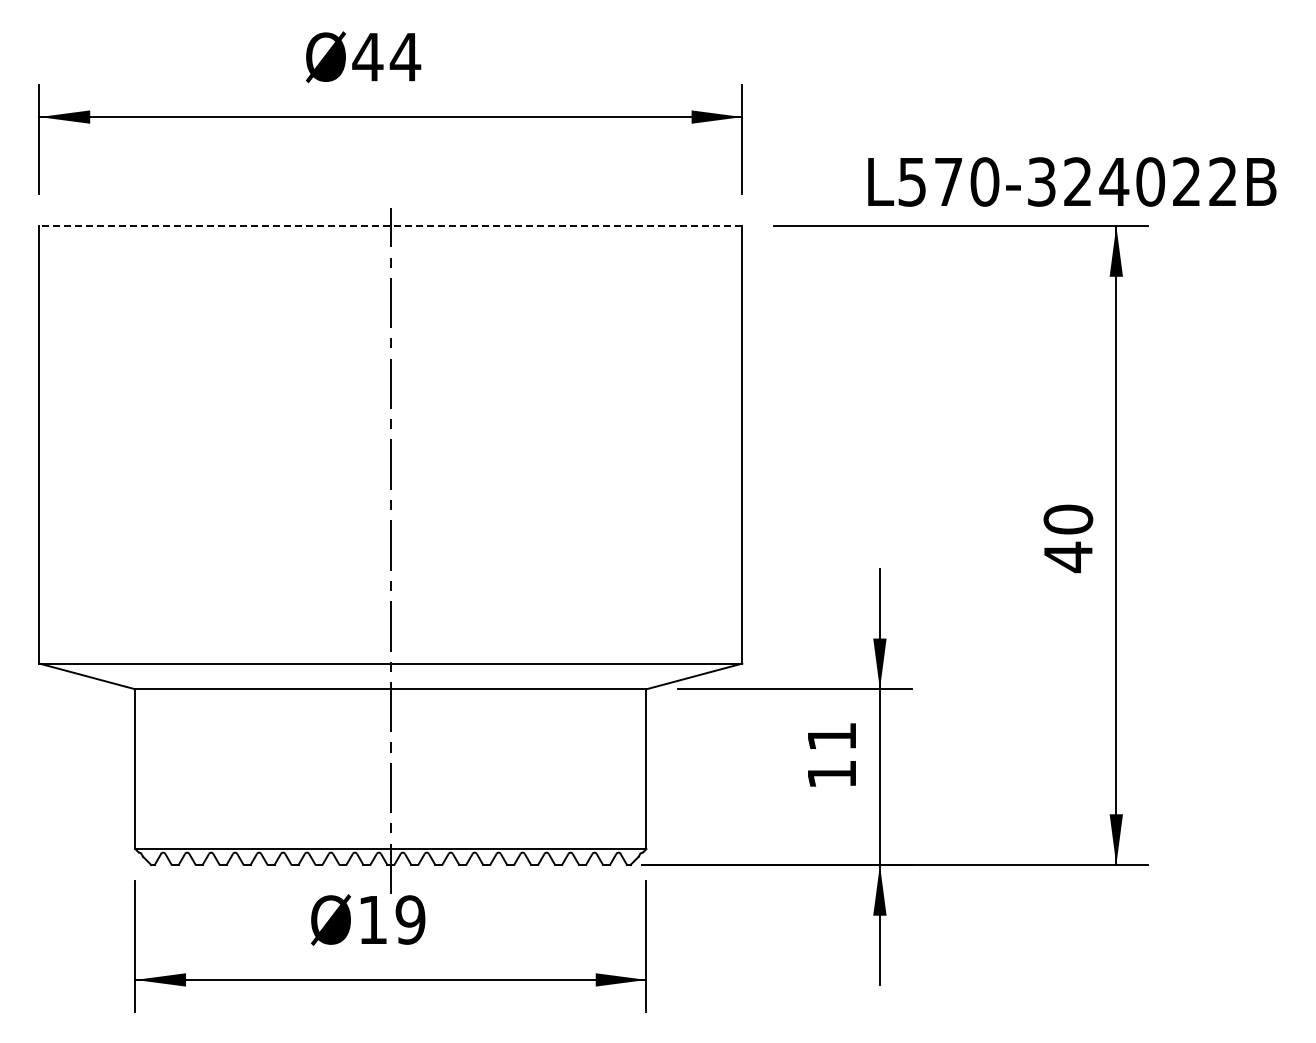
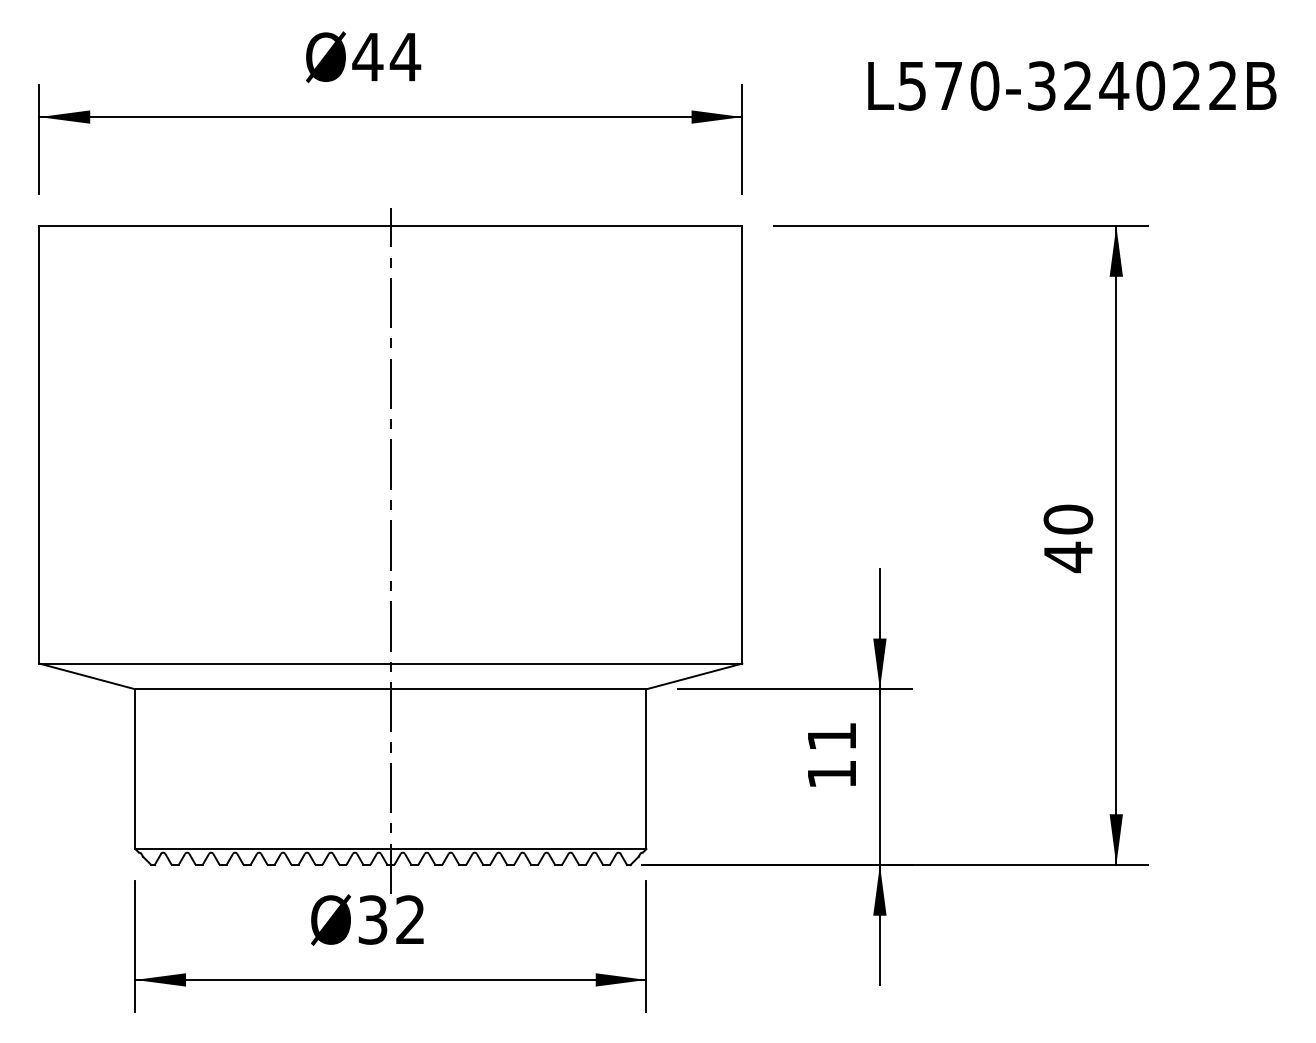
text position: (1072, 181) -> (1072, 85) (1072, 85)
line: dashed -> solid (390, 226)
text: Ø19 -> Ø32 (391, 919)
